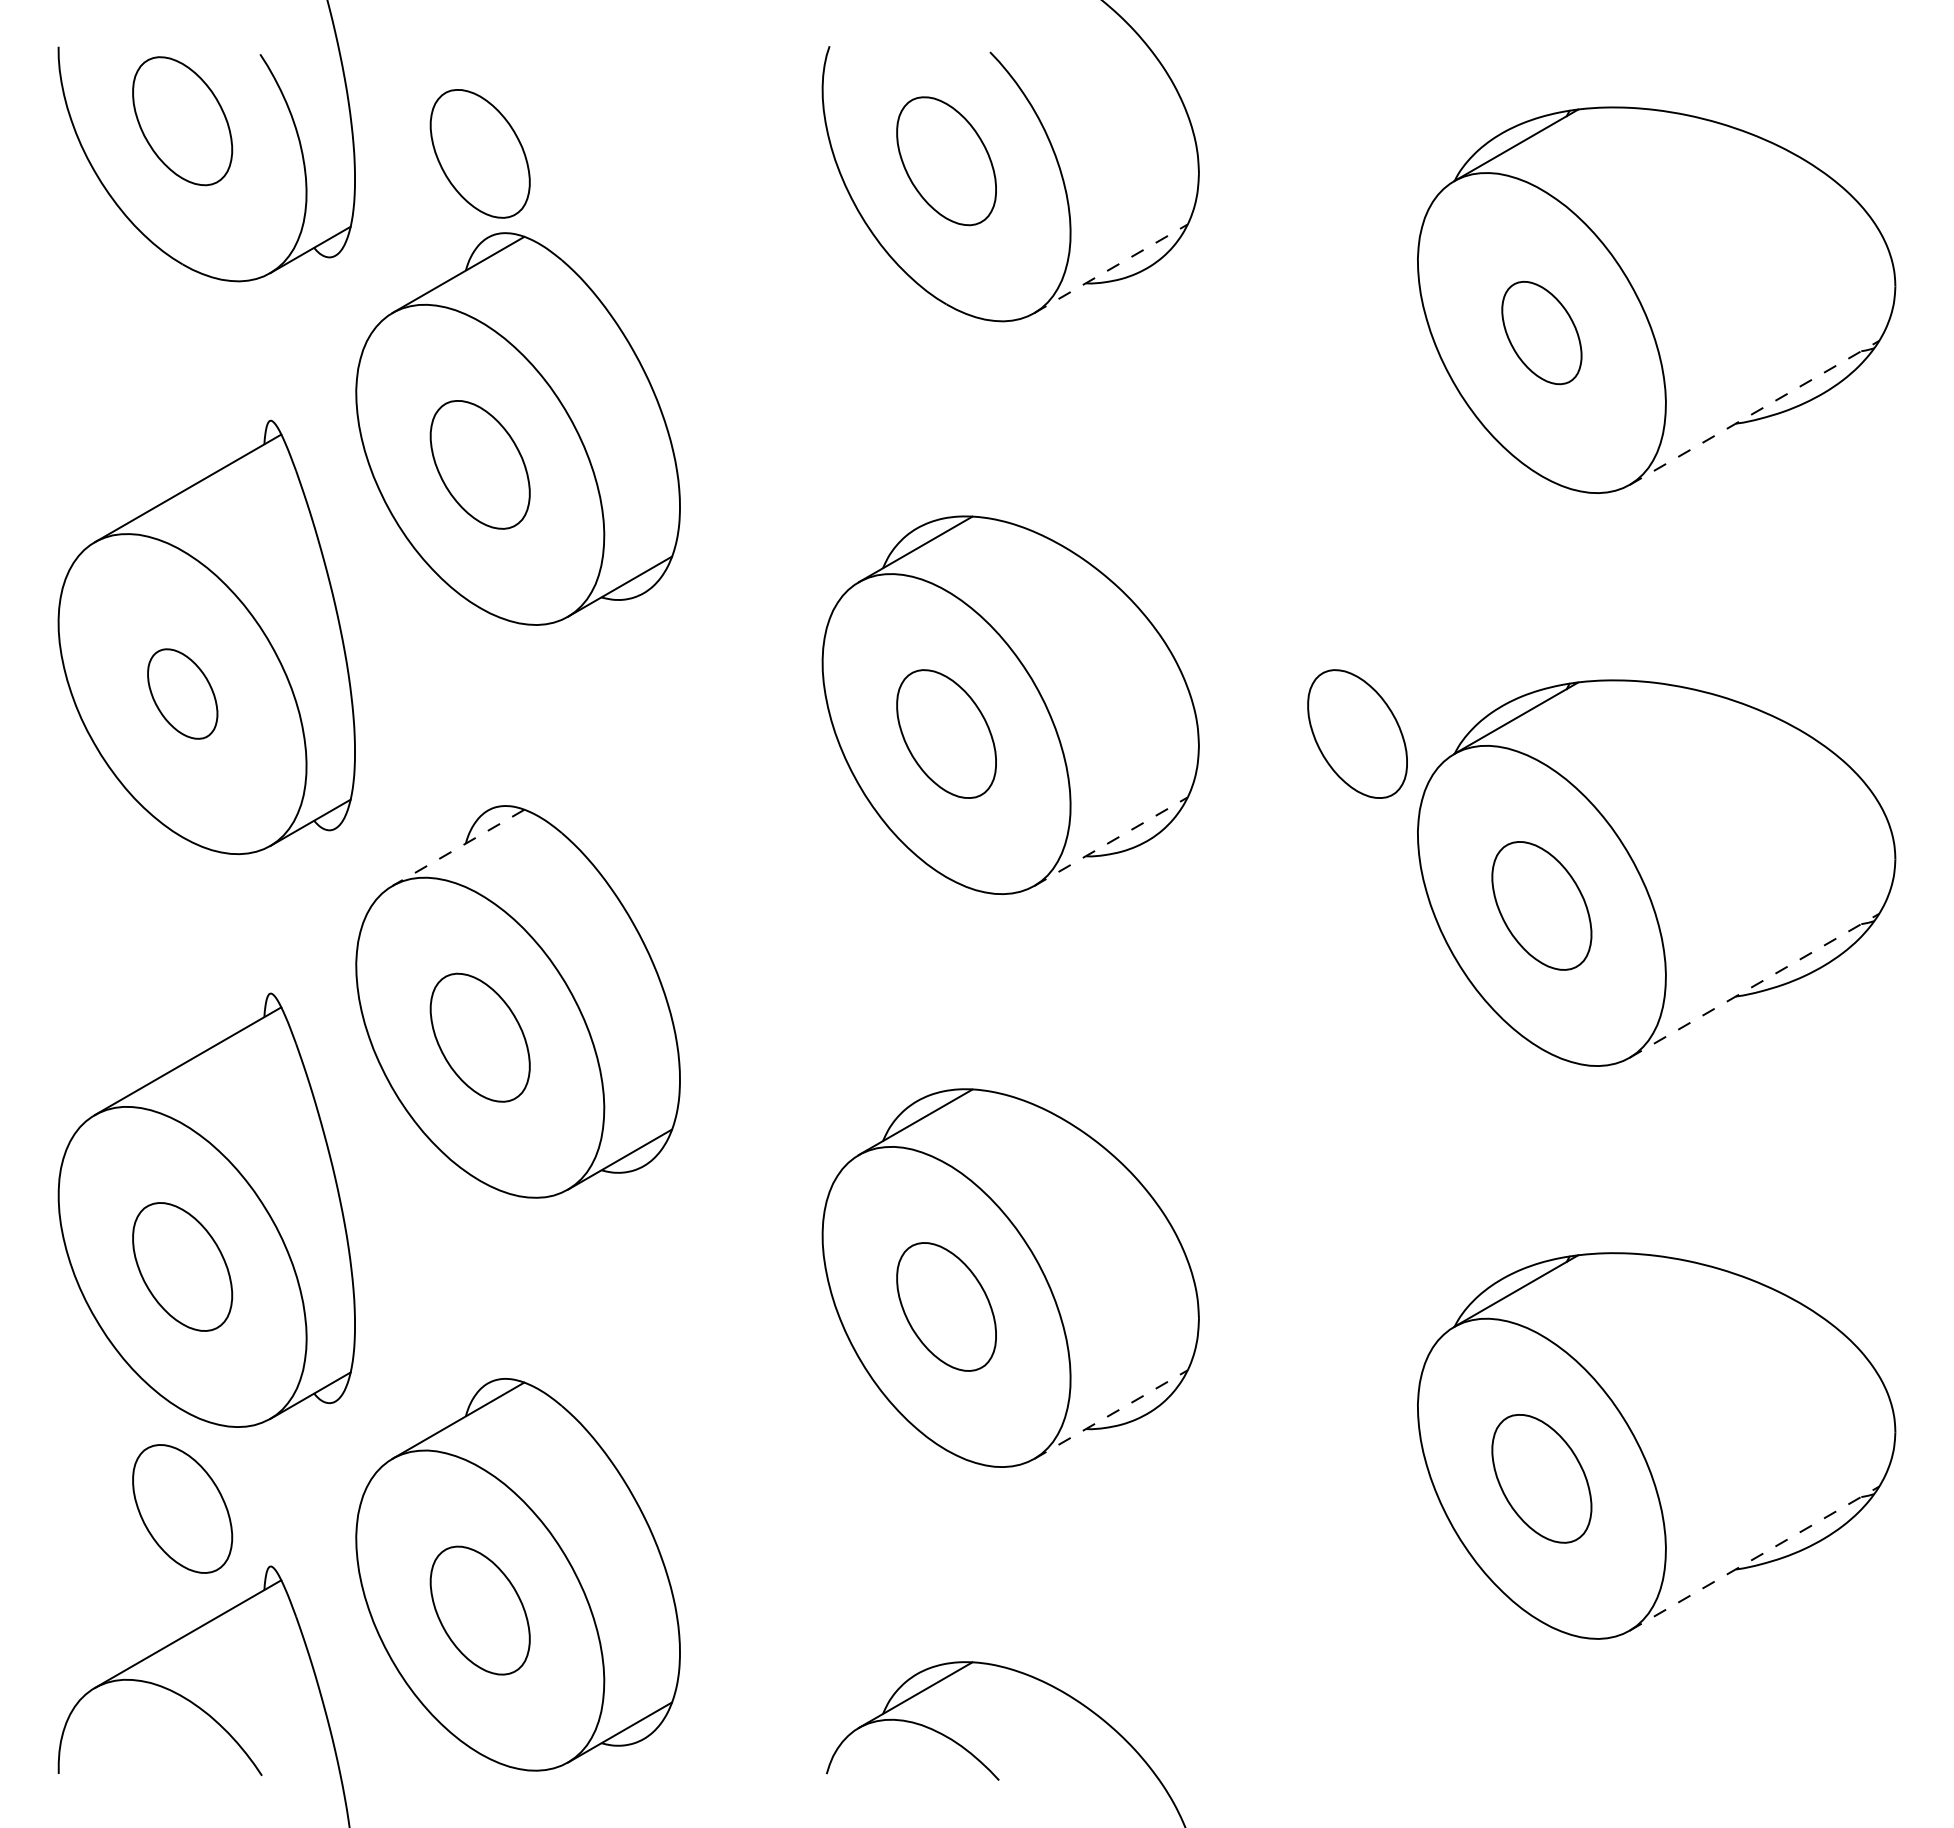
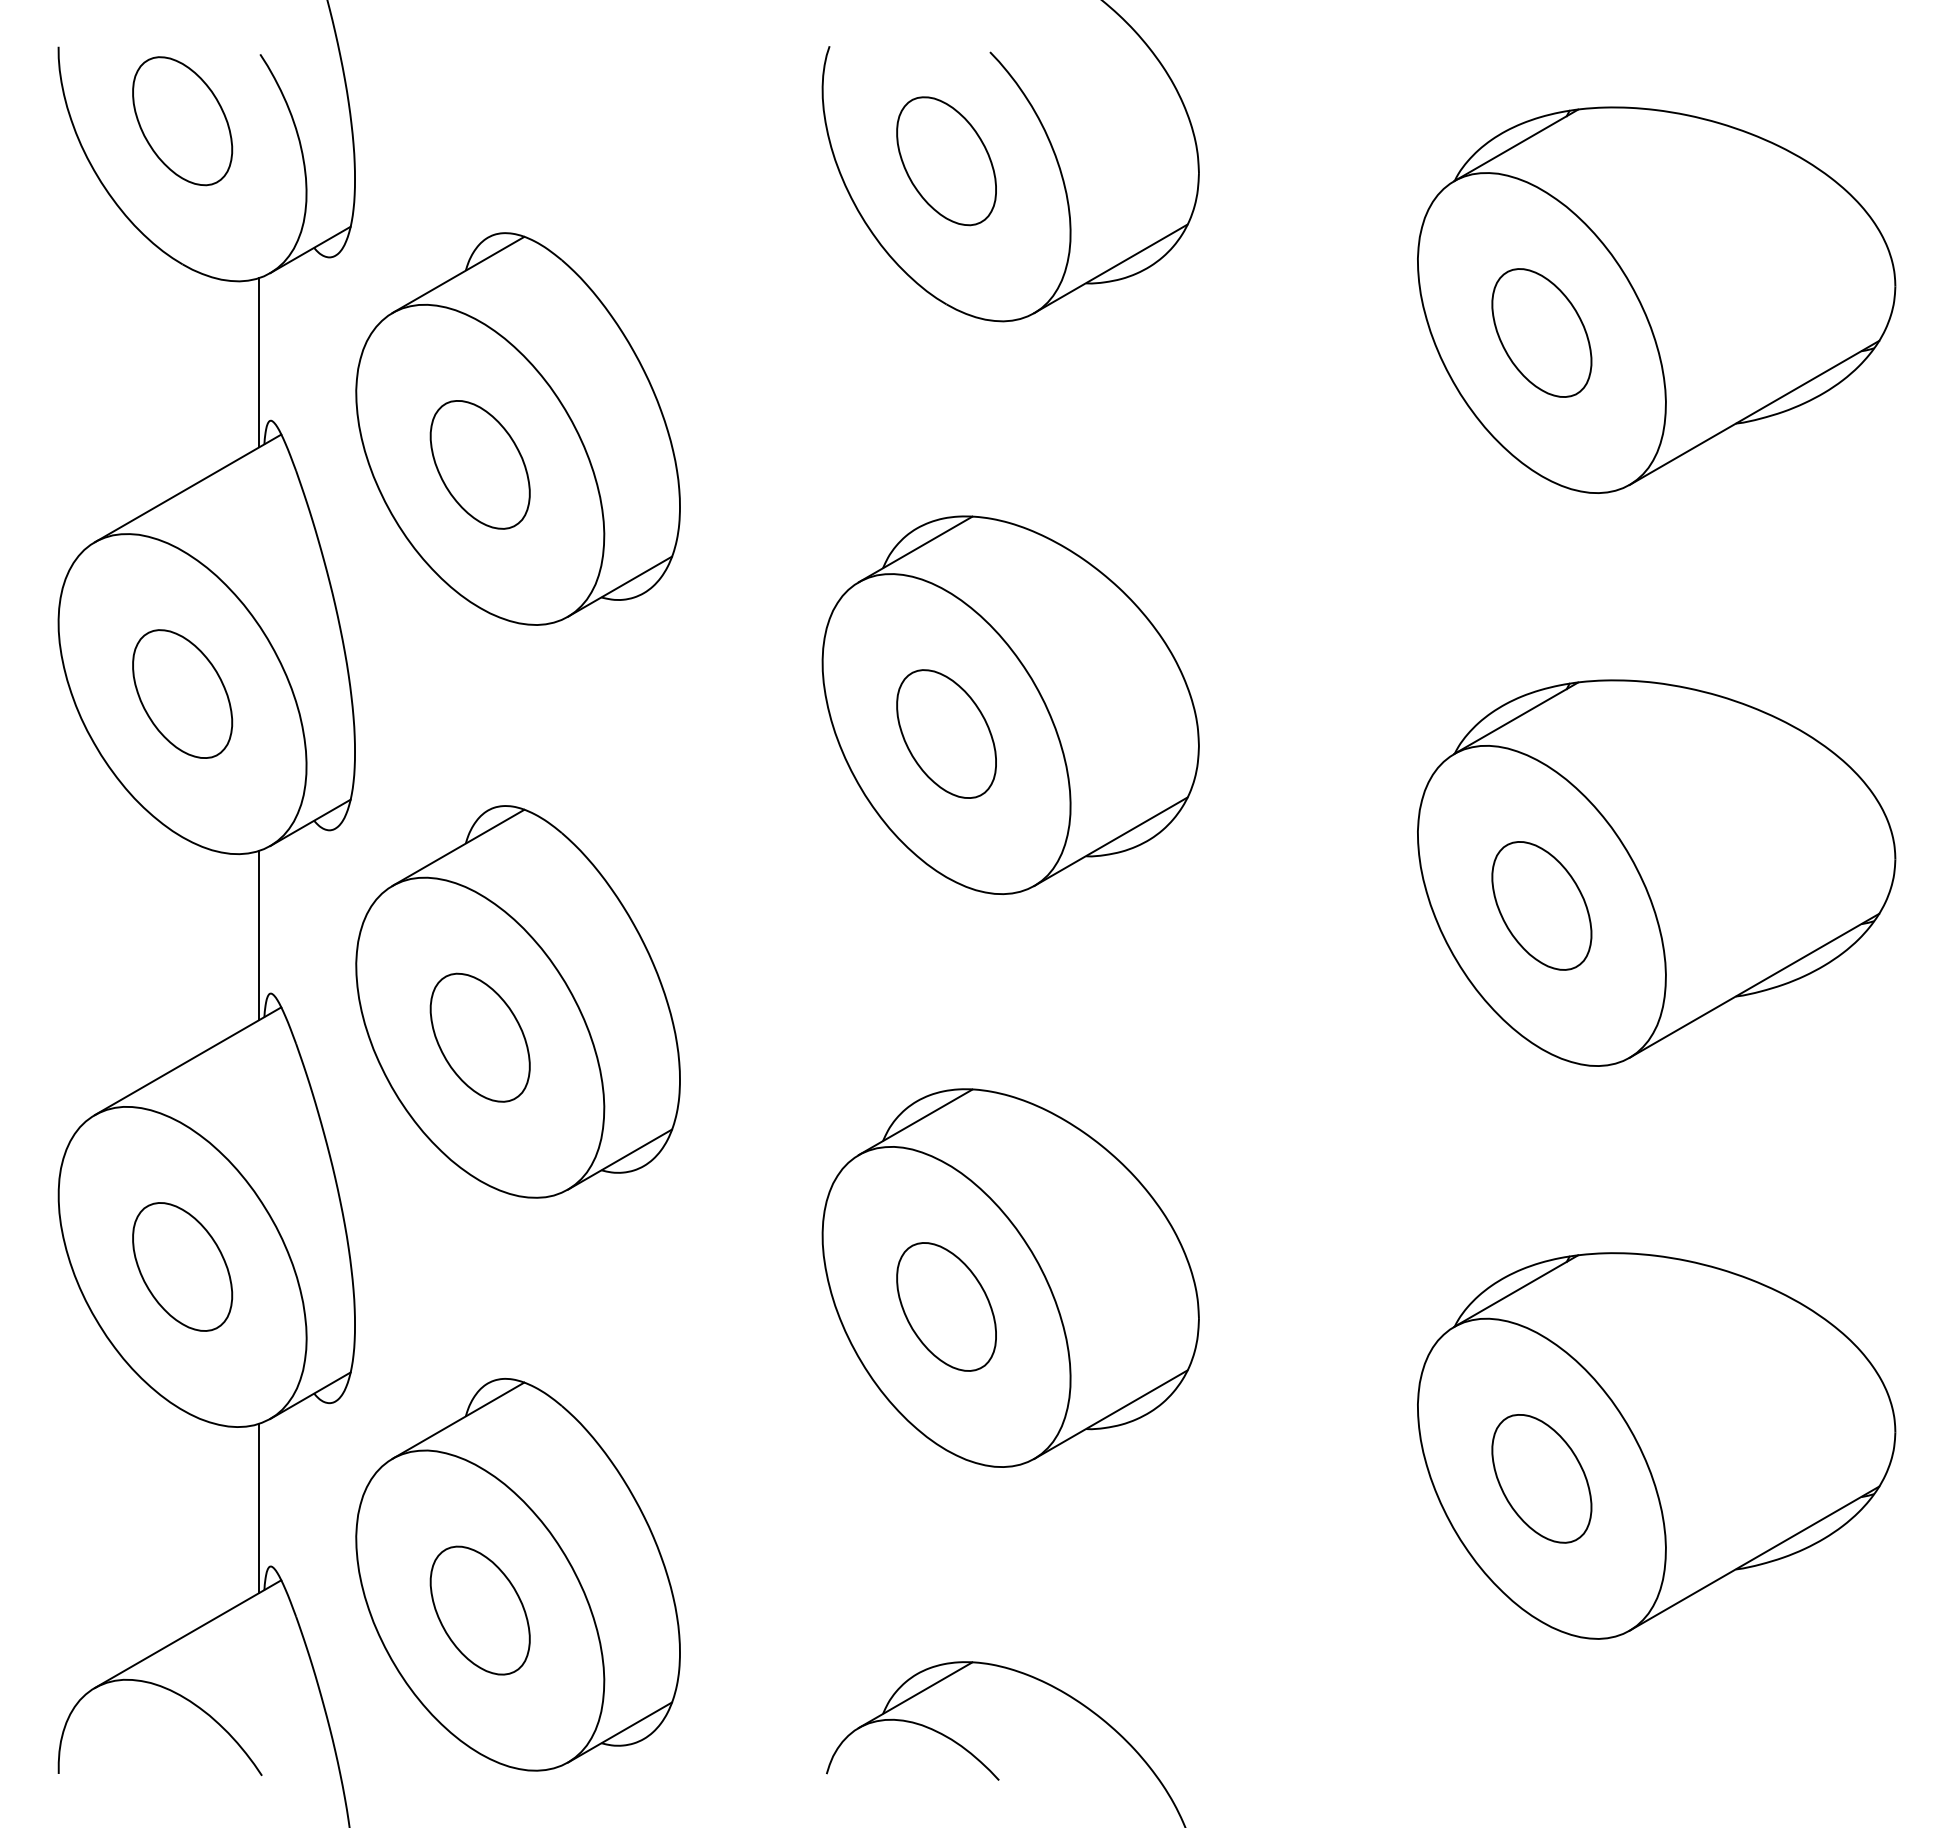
part: present -> none (479, 153)
line: dashed -> solid (1111, 268)
part size: 82x105 px -> 102x130 px (1541, 332)
line: none -> present (259, 362)
line: dashed -> solid (1754, 412)
part size: 72x92 px -> 102x130 px (182, 693)
part: present -> none (1357, 733)
line: dashed -> solid (1111, 841)
line: dashed -> solid (458, 848)
line: none -> present (259, 935)
line: dashed -> solid (1754, 985)
line: dashed -> solid (1111, 1414)
part: present -> none (182, 1508)
line: none -> present (259, 1508)
line: dashed -> solid (1754, 1558)
